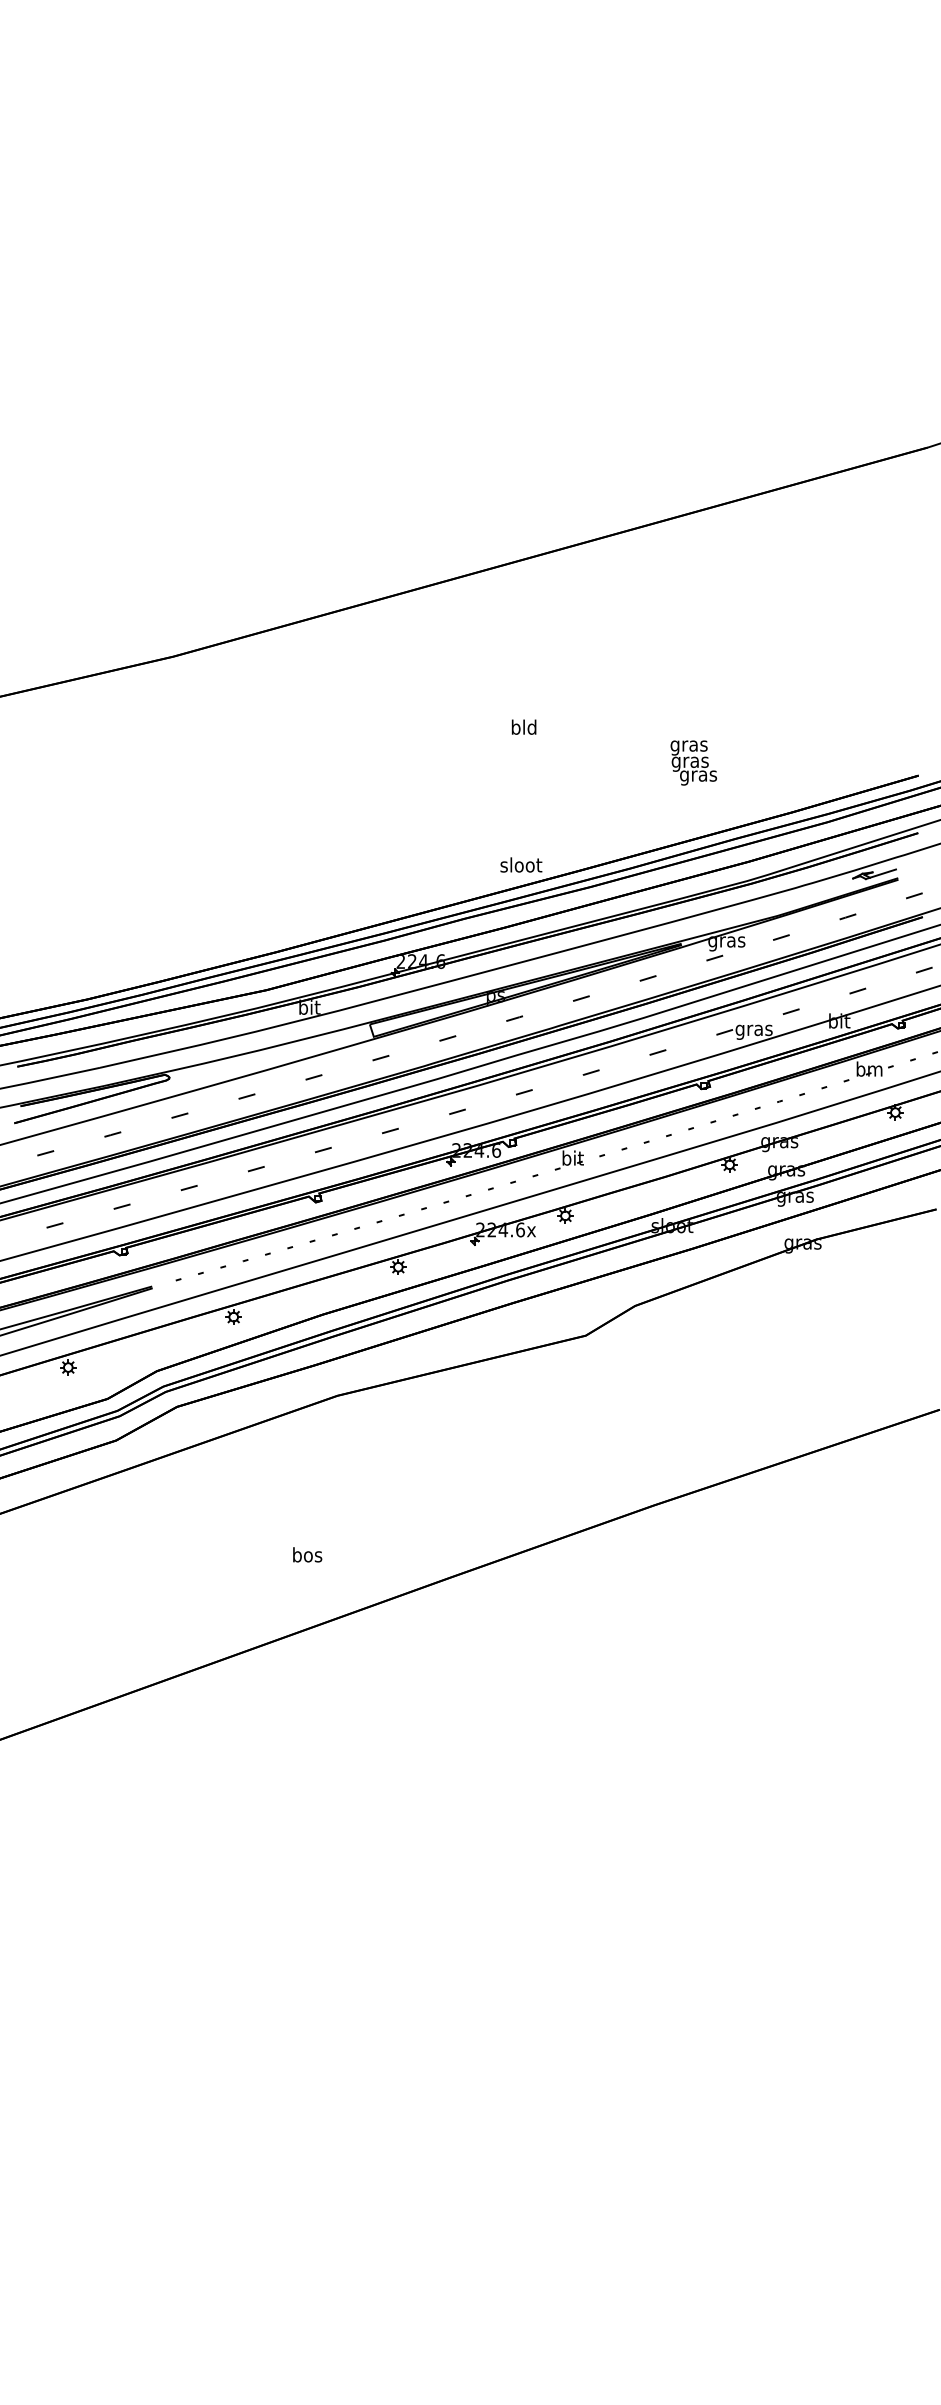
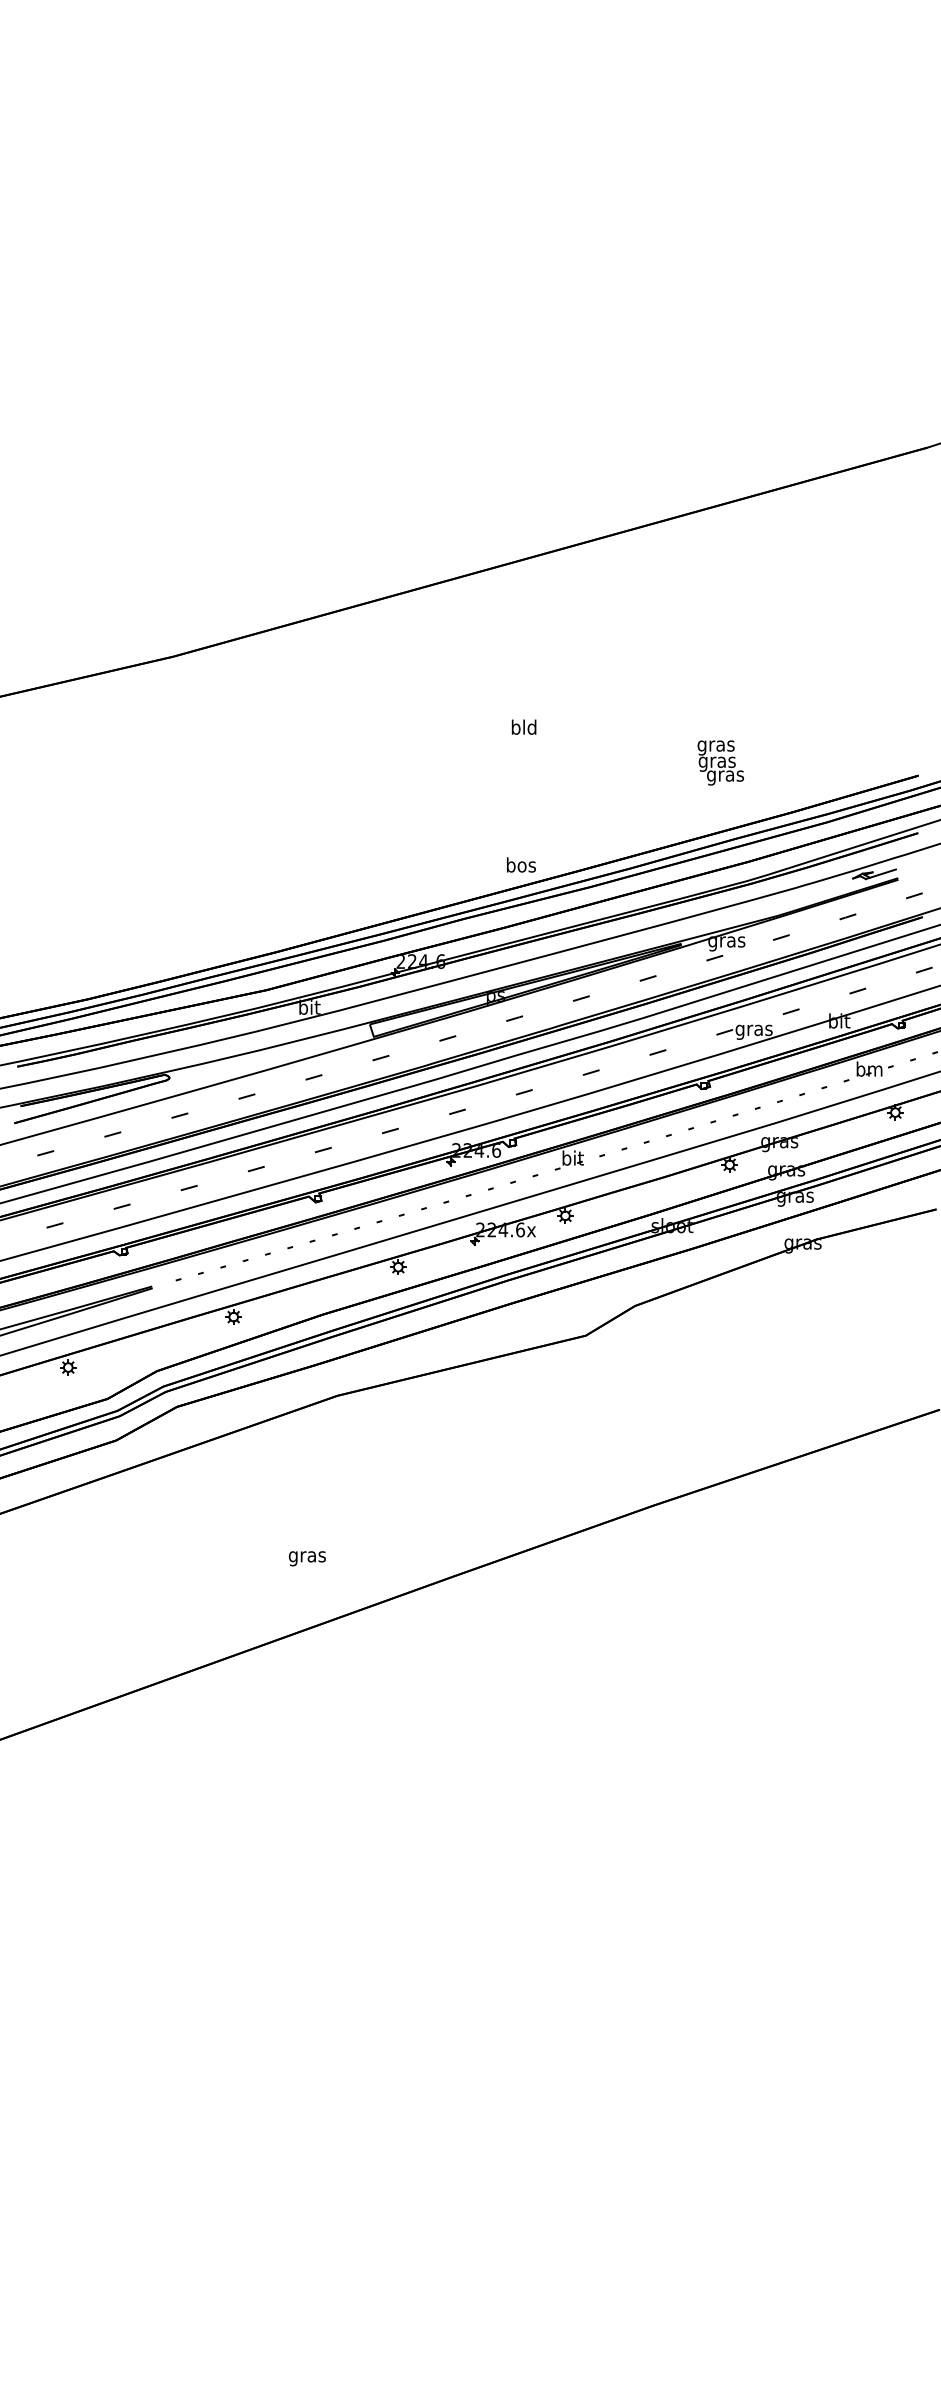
text position: (693, 762) -> (720, 762) (720, 762)
text: sloot -> bos (521, 864)
text: bos -> gras (306, 1556)
